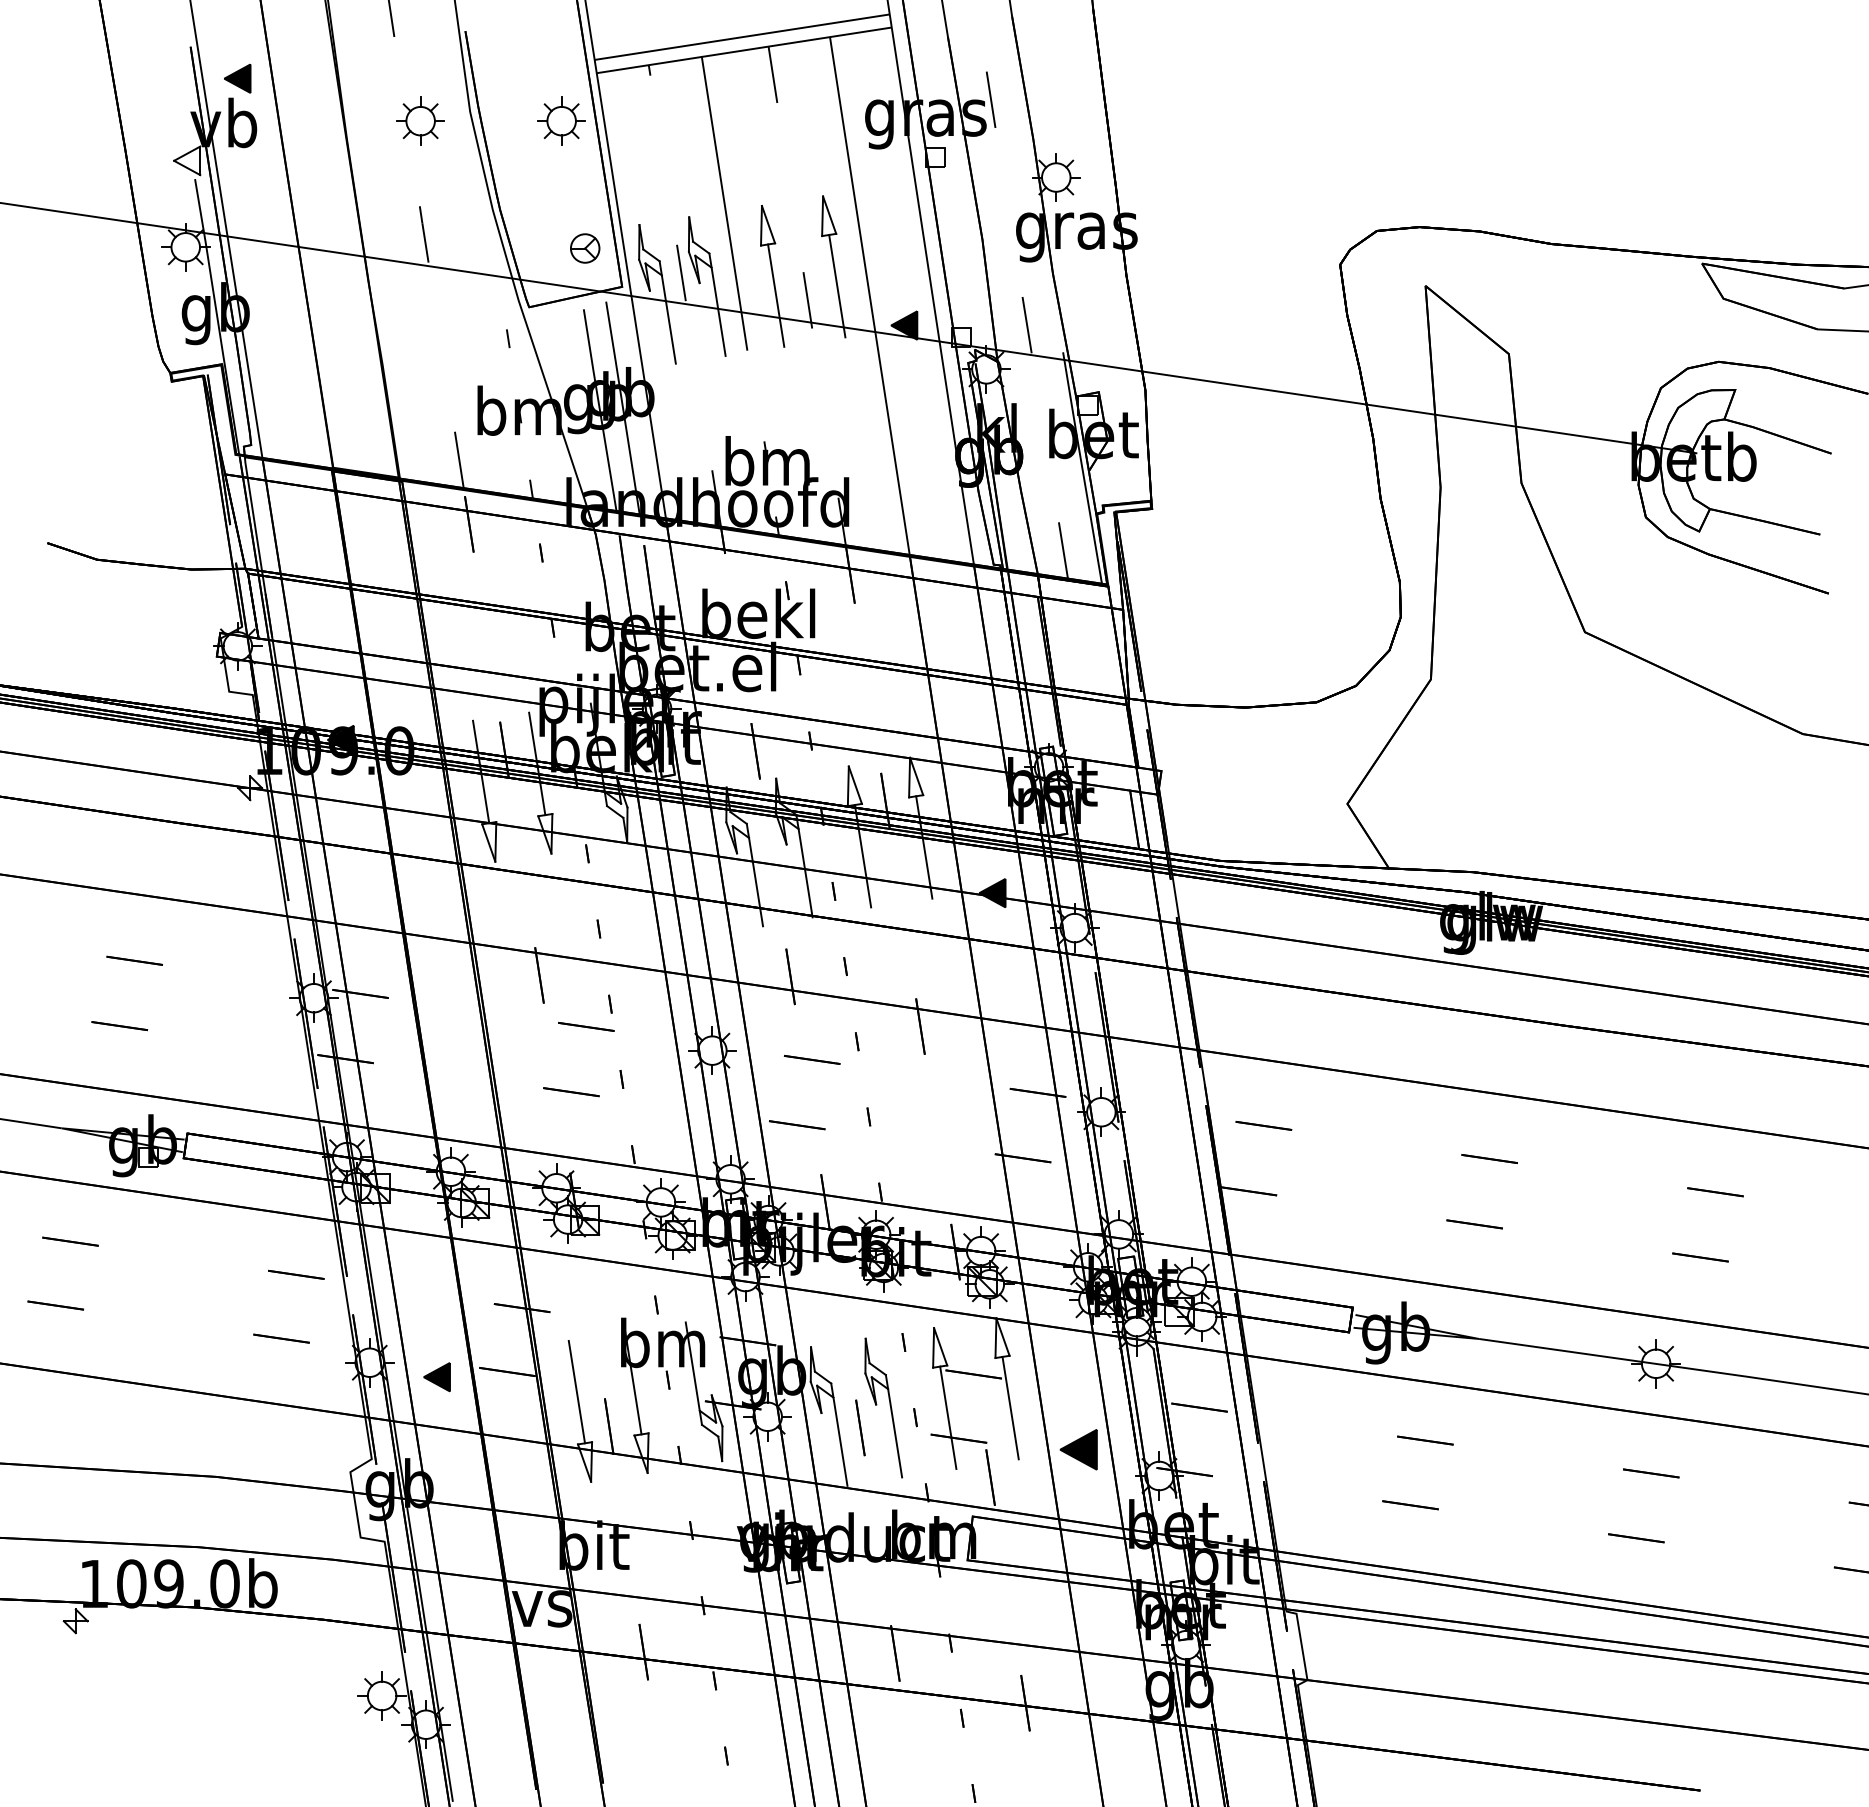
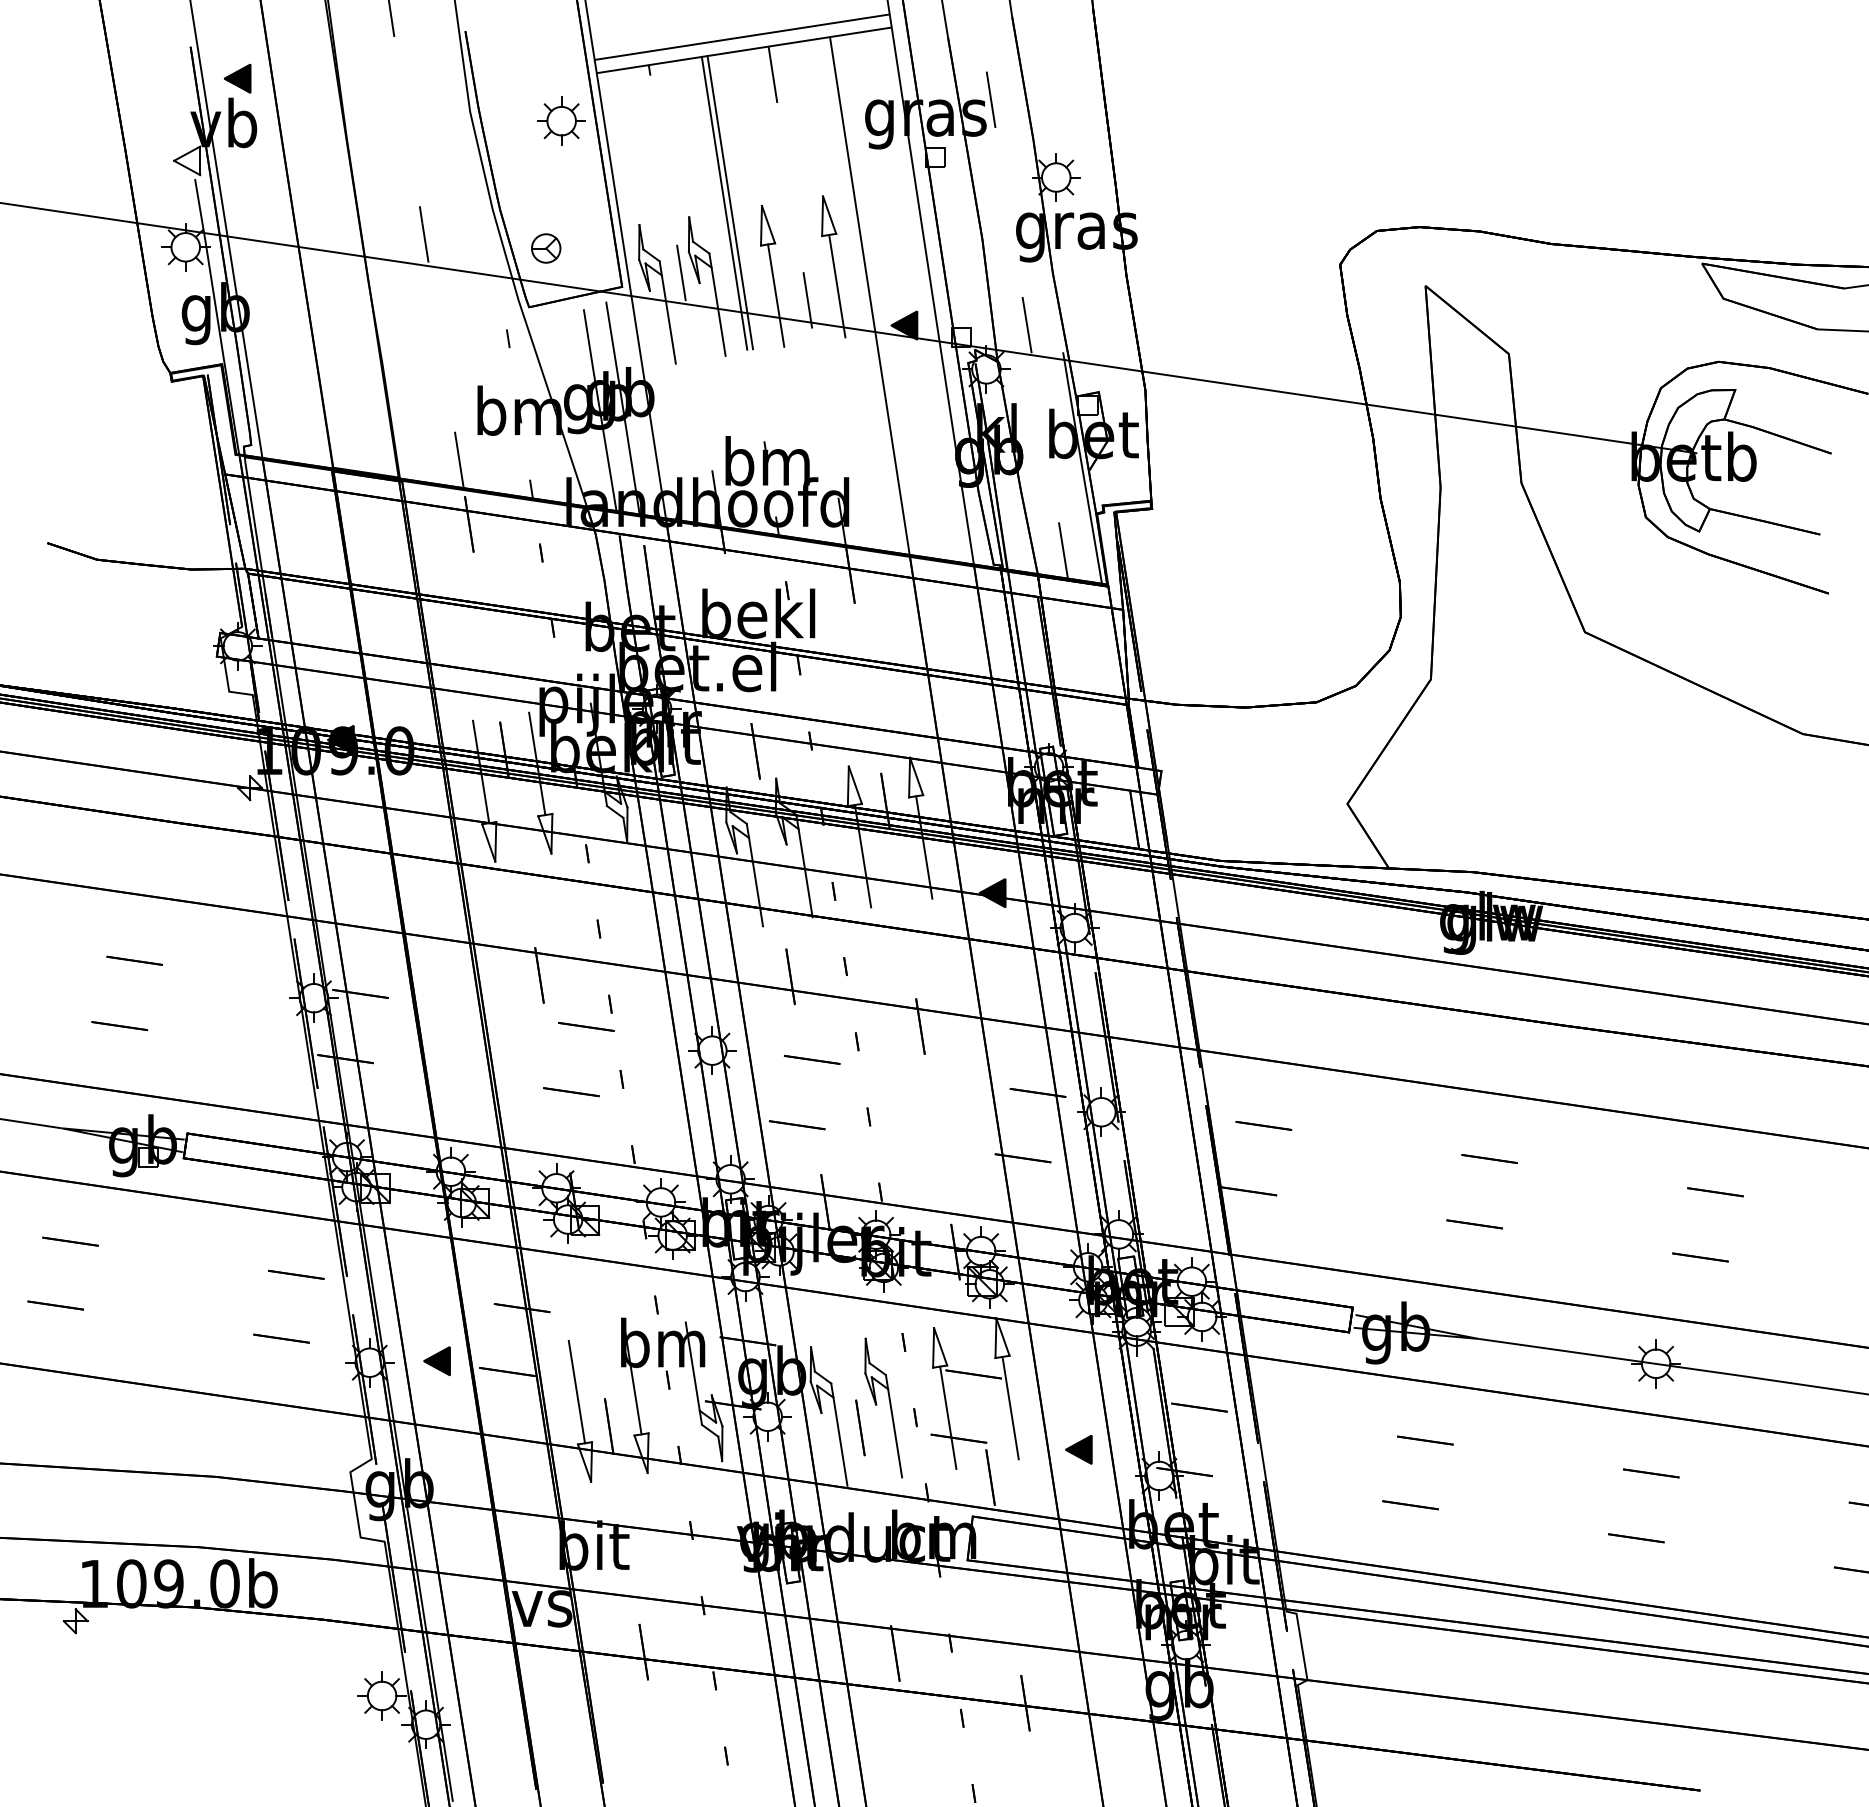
part: present -> none (420, 120)
line: none -> present (730, 202)
part position: (585, 248) -> (546, 248) (546, 248)
part position: (436, 1377) -> (436, 1361) (436, 1361)
part size: 39x42 px -> 28x30 px (1078, 1449)
